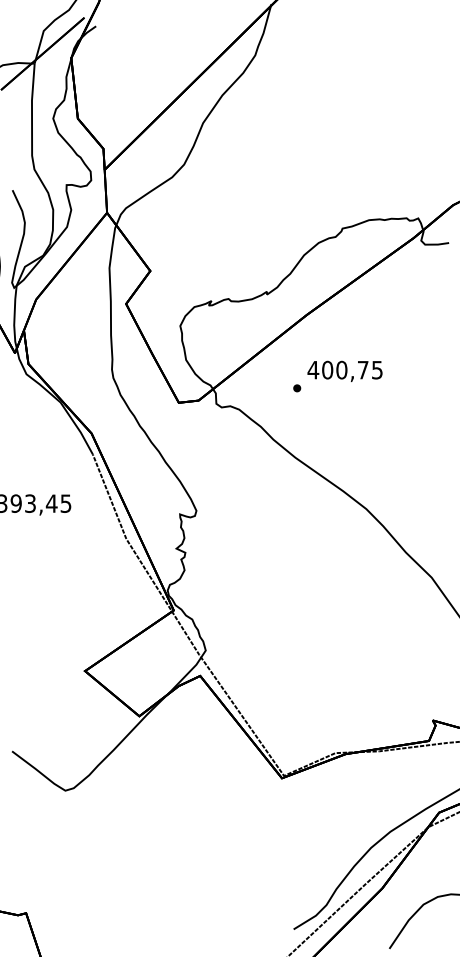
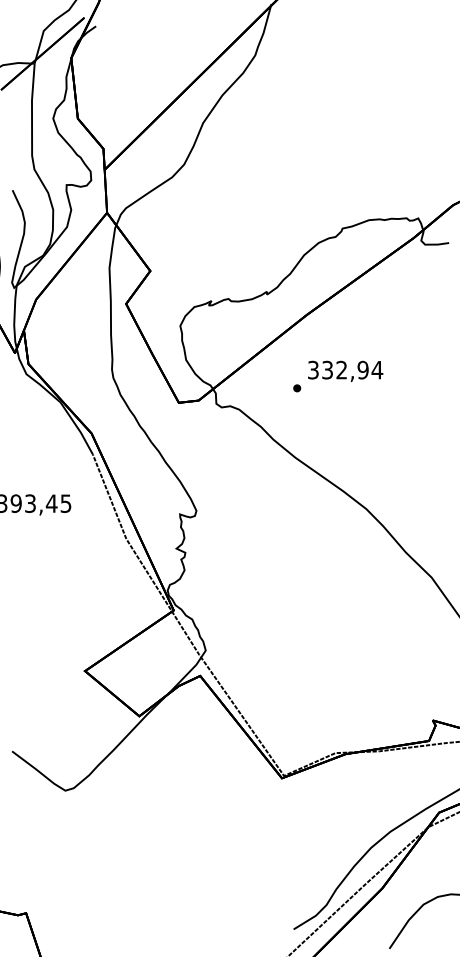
text: 400,75 -> 332,94 (345, 369)
